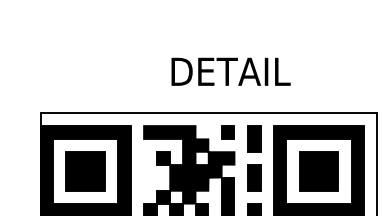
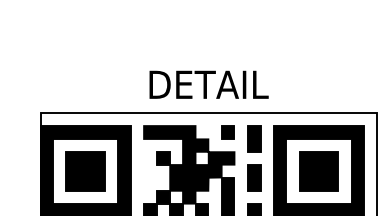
text position: (230, 71) -> (208, 84) (208, 84)
